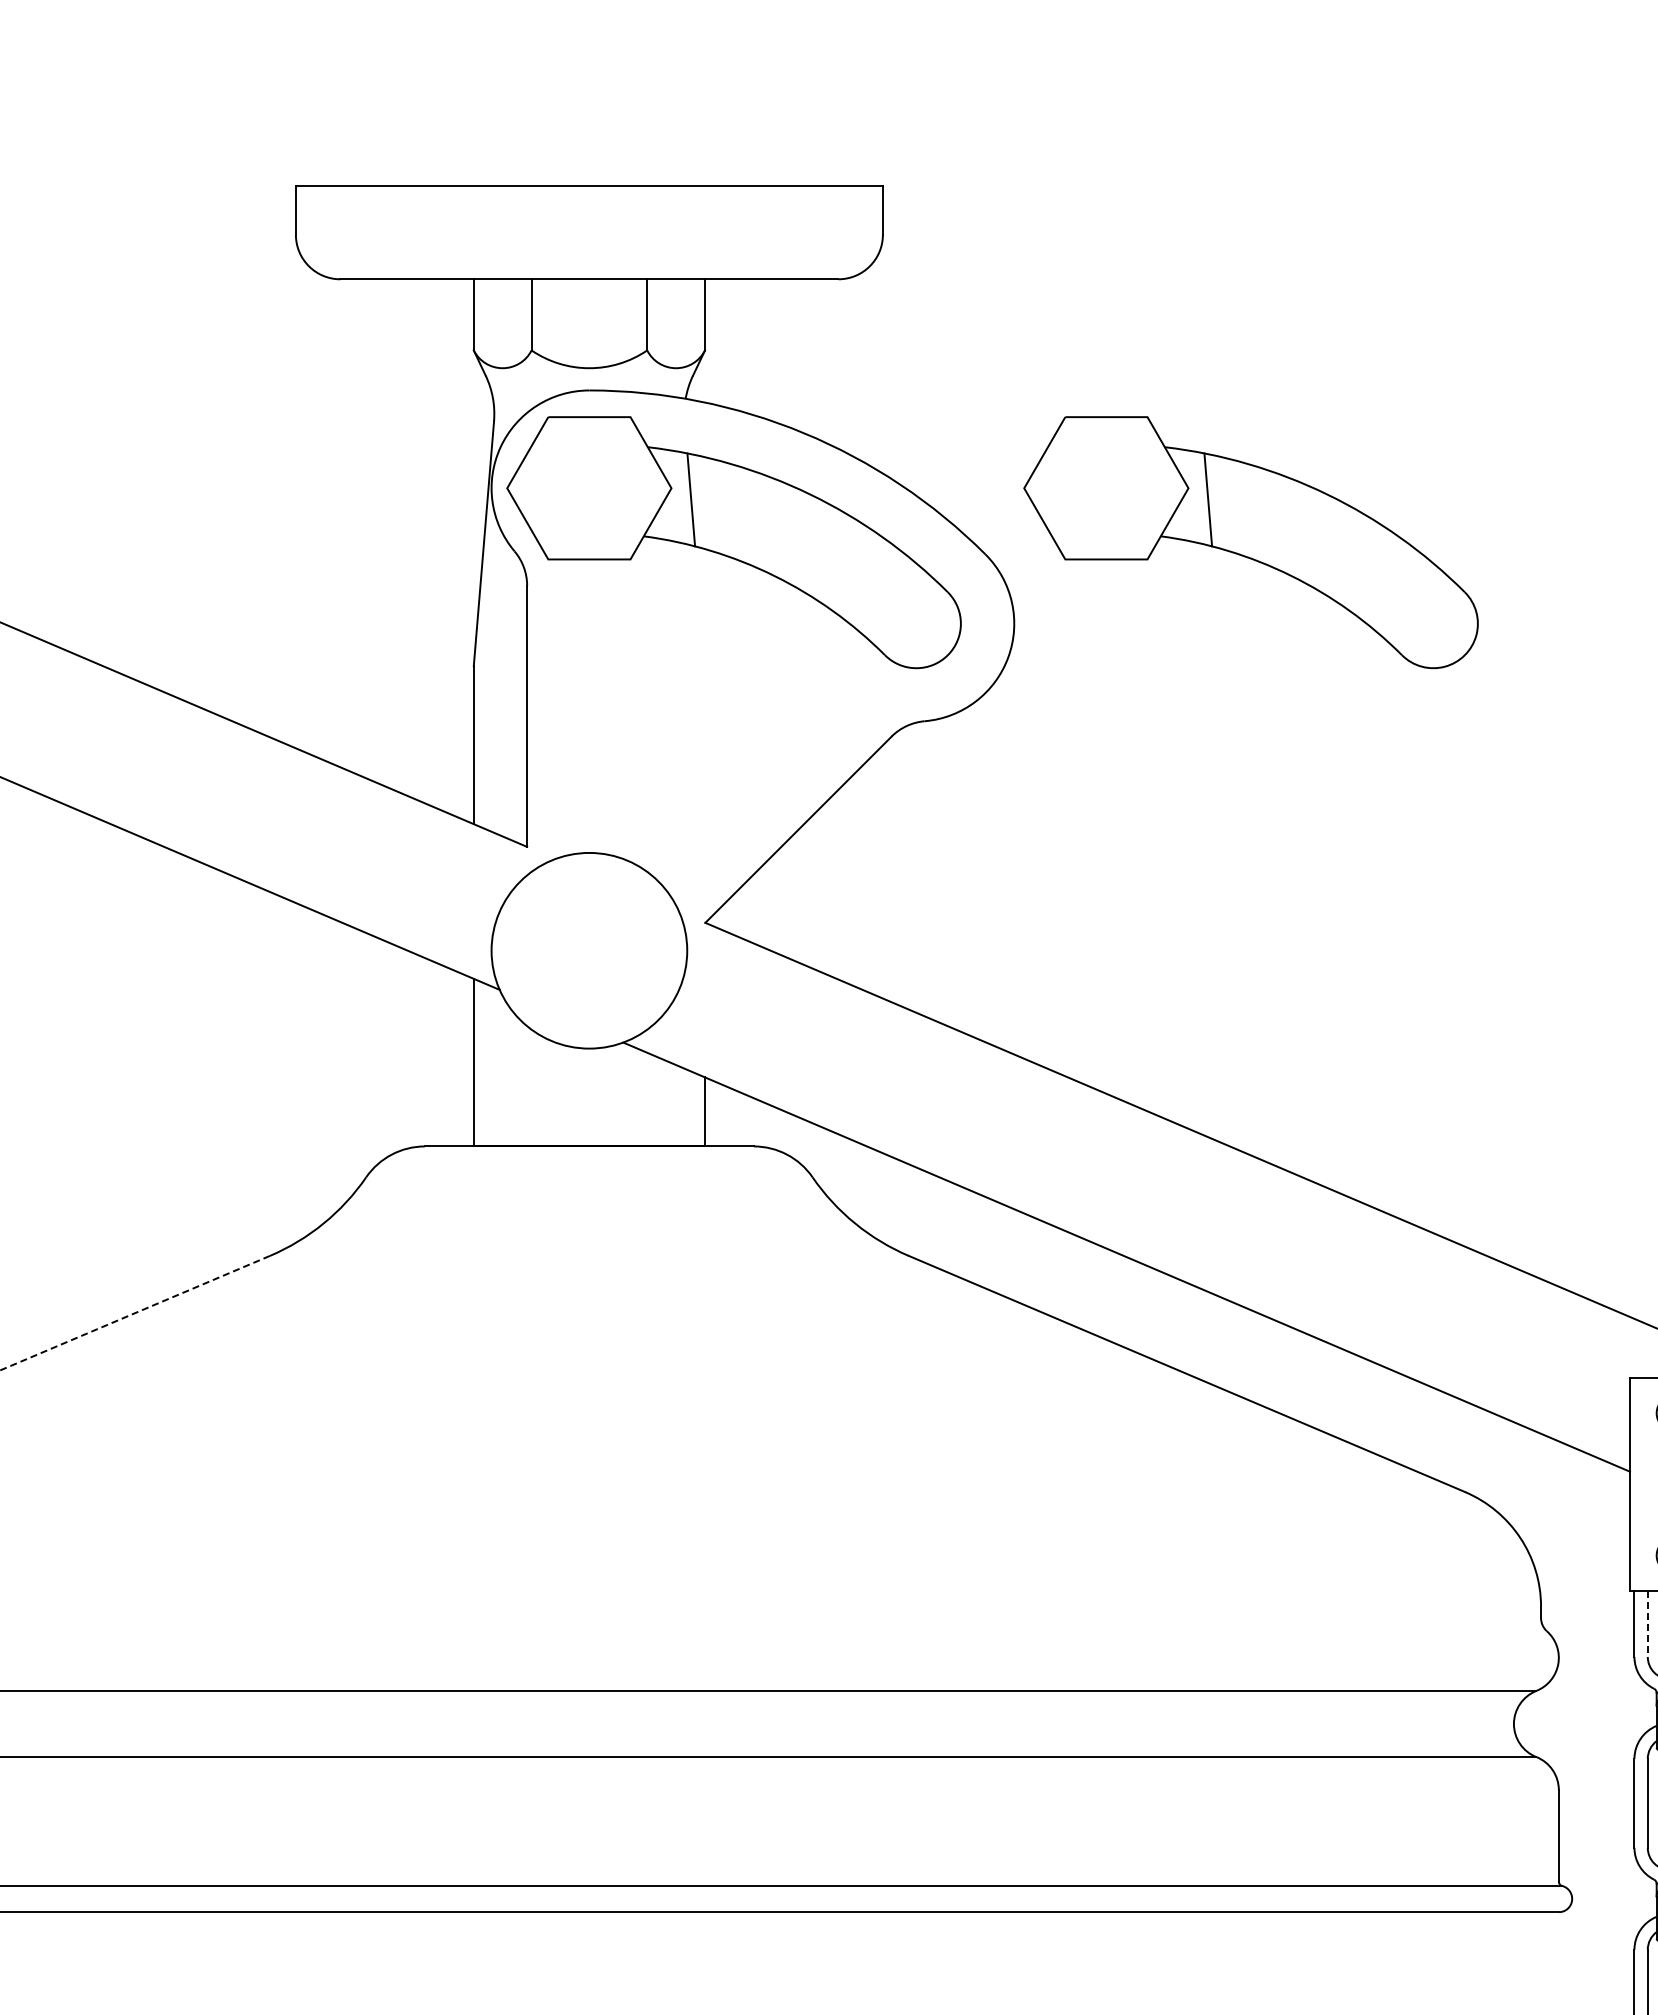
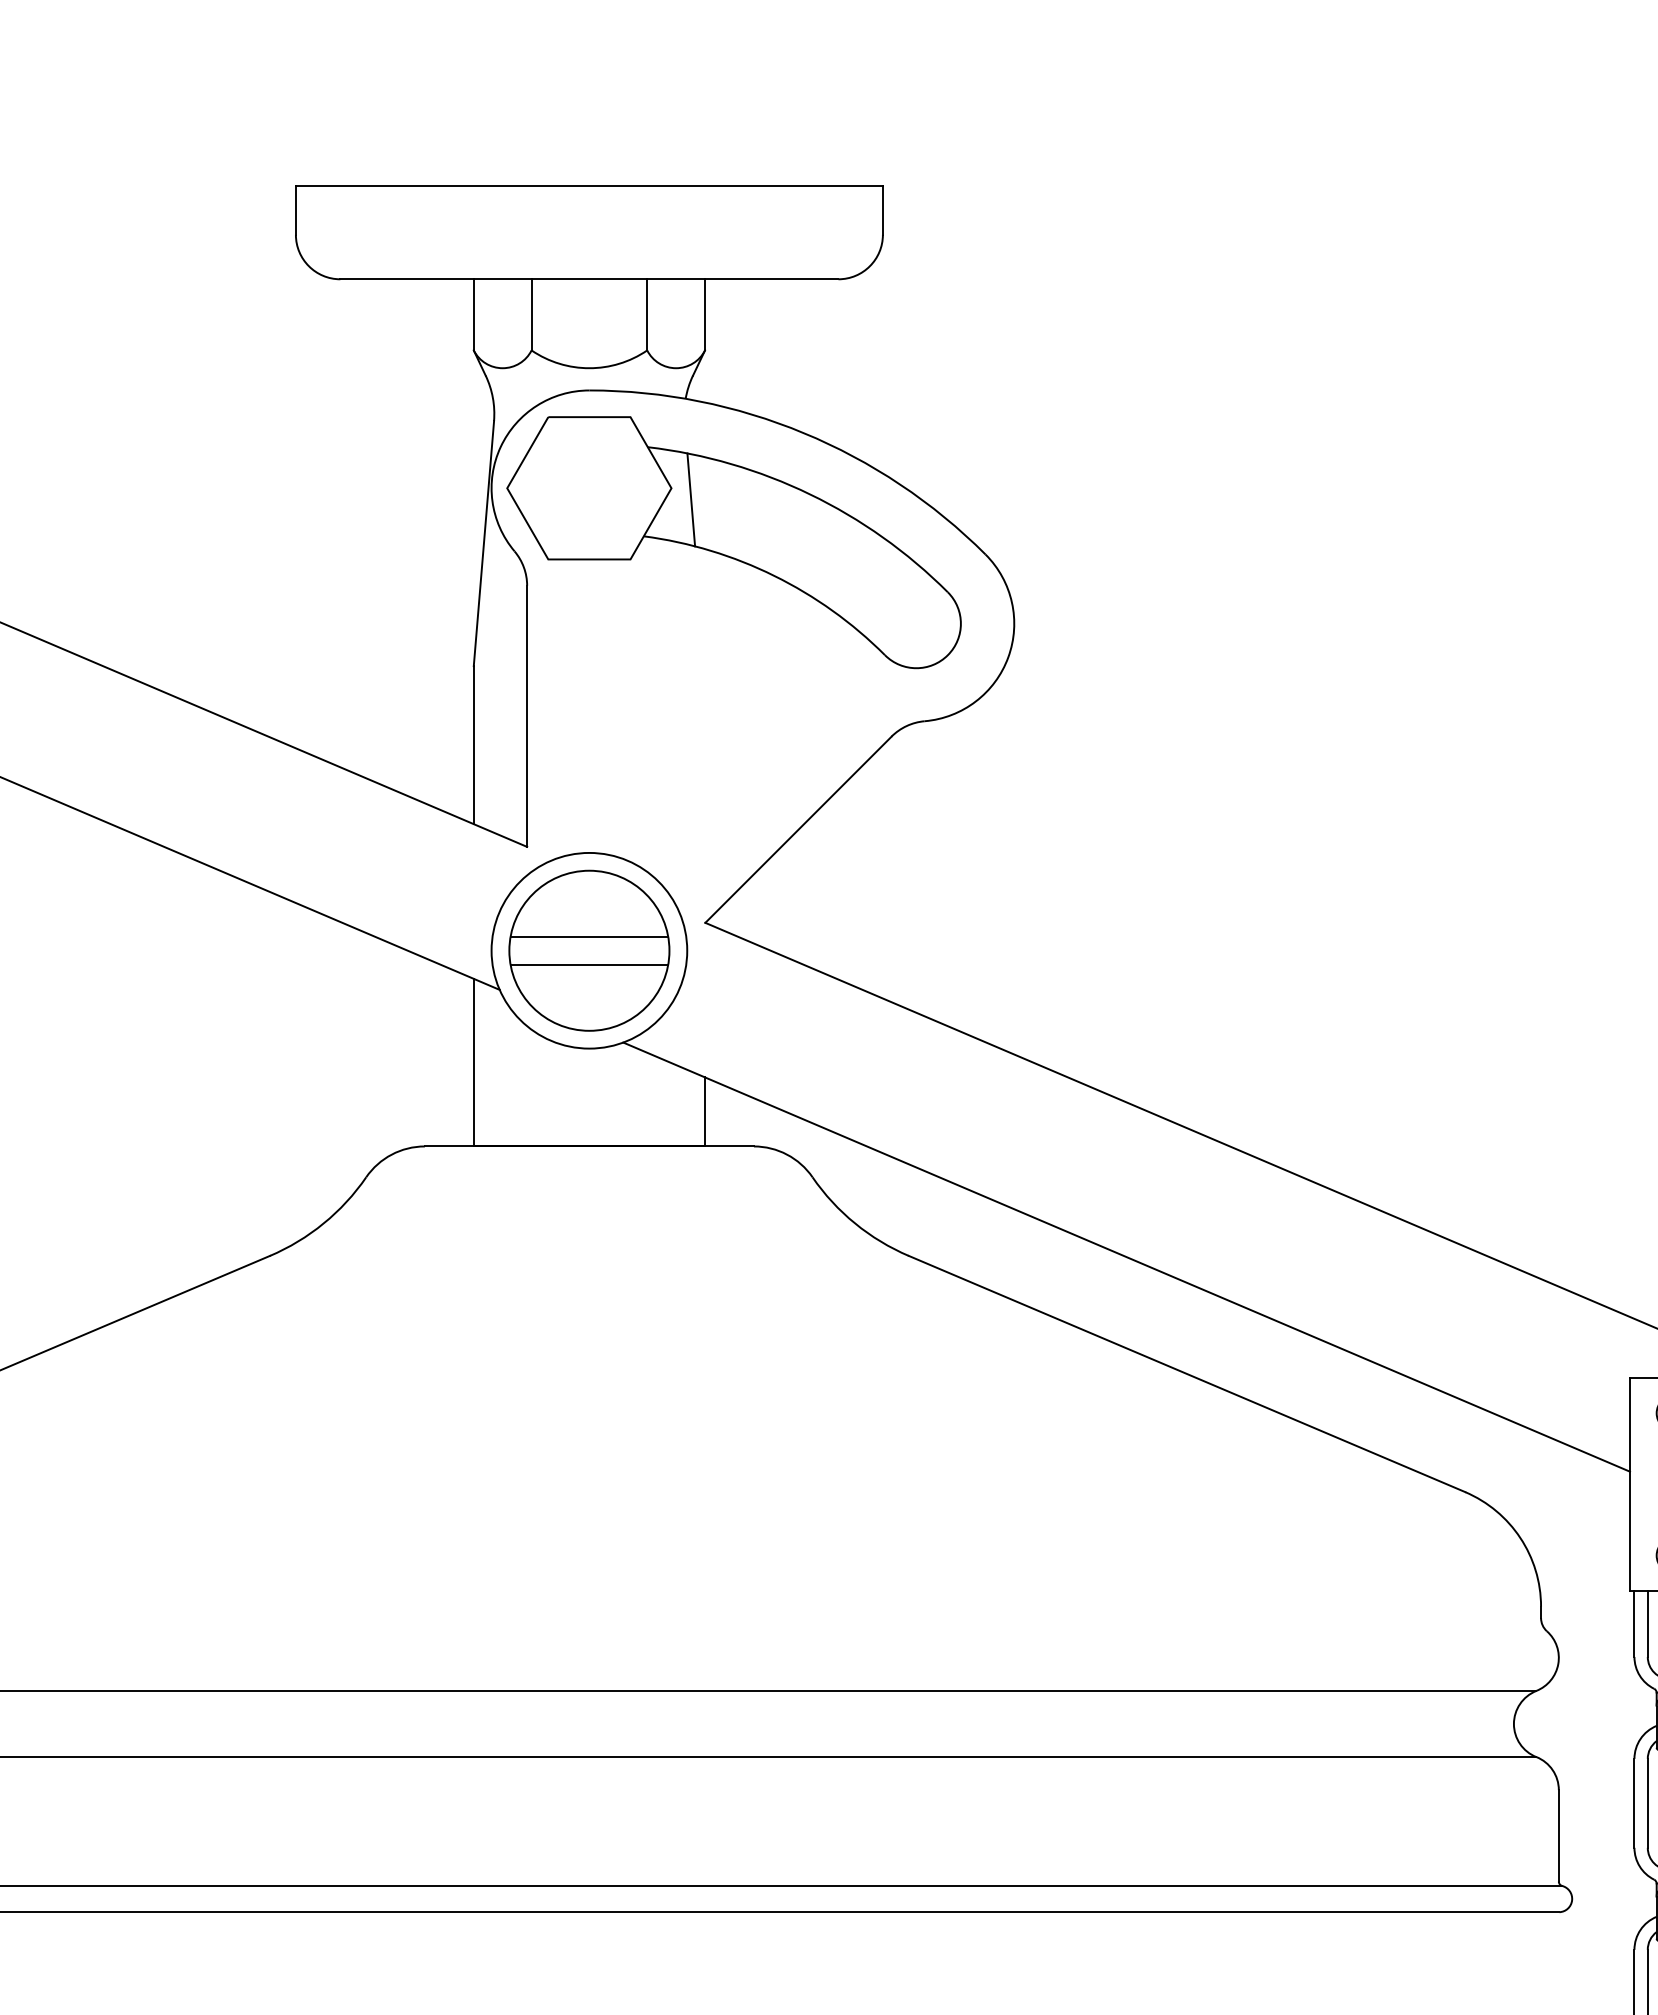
part: present -> none (1250, 542)
part: none -> present (589, 950)
line: dashed -> solid (134, 1313)
line: dashed -> solid (1647, 1624)
